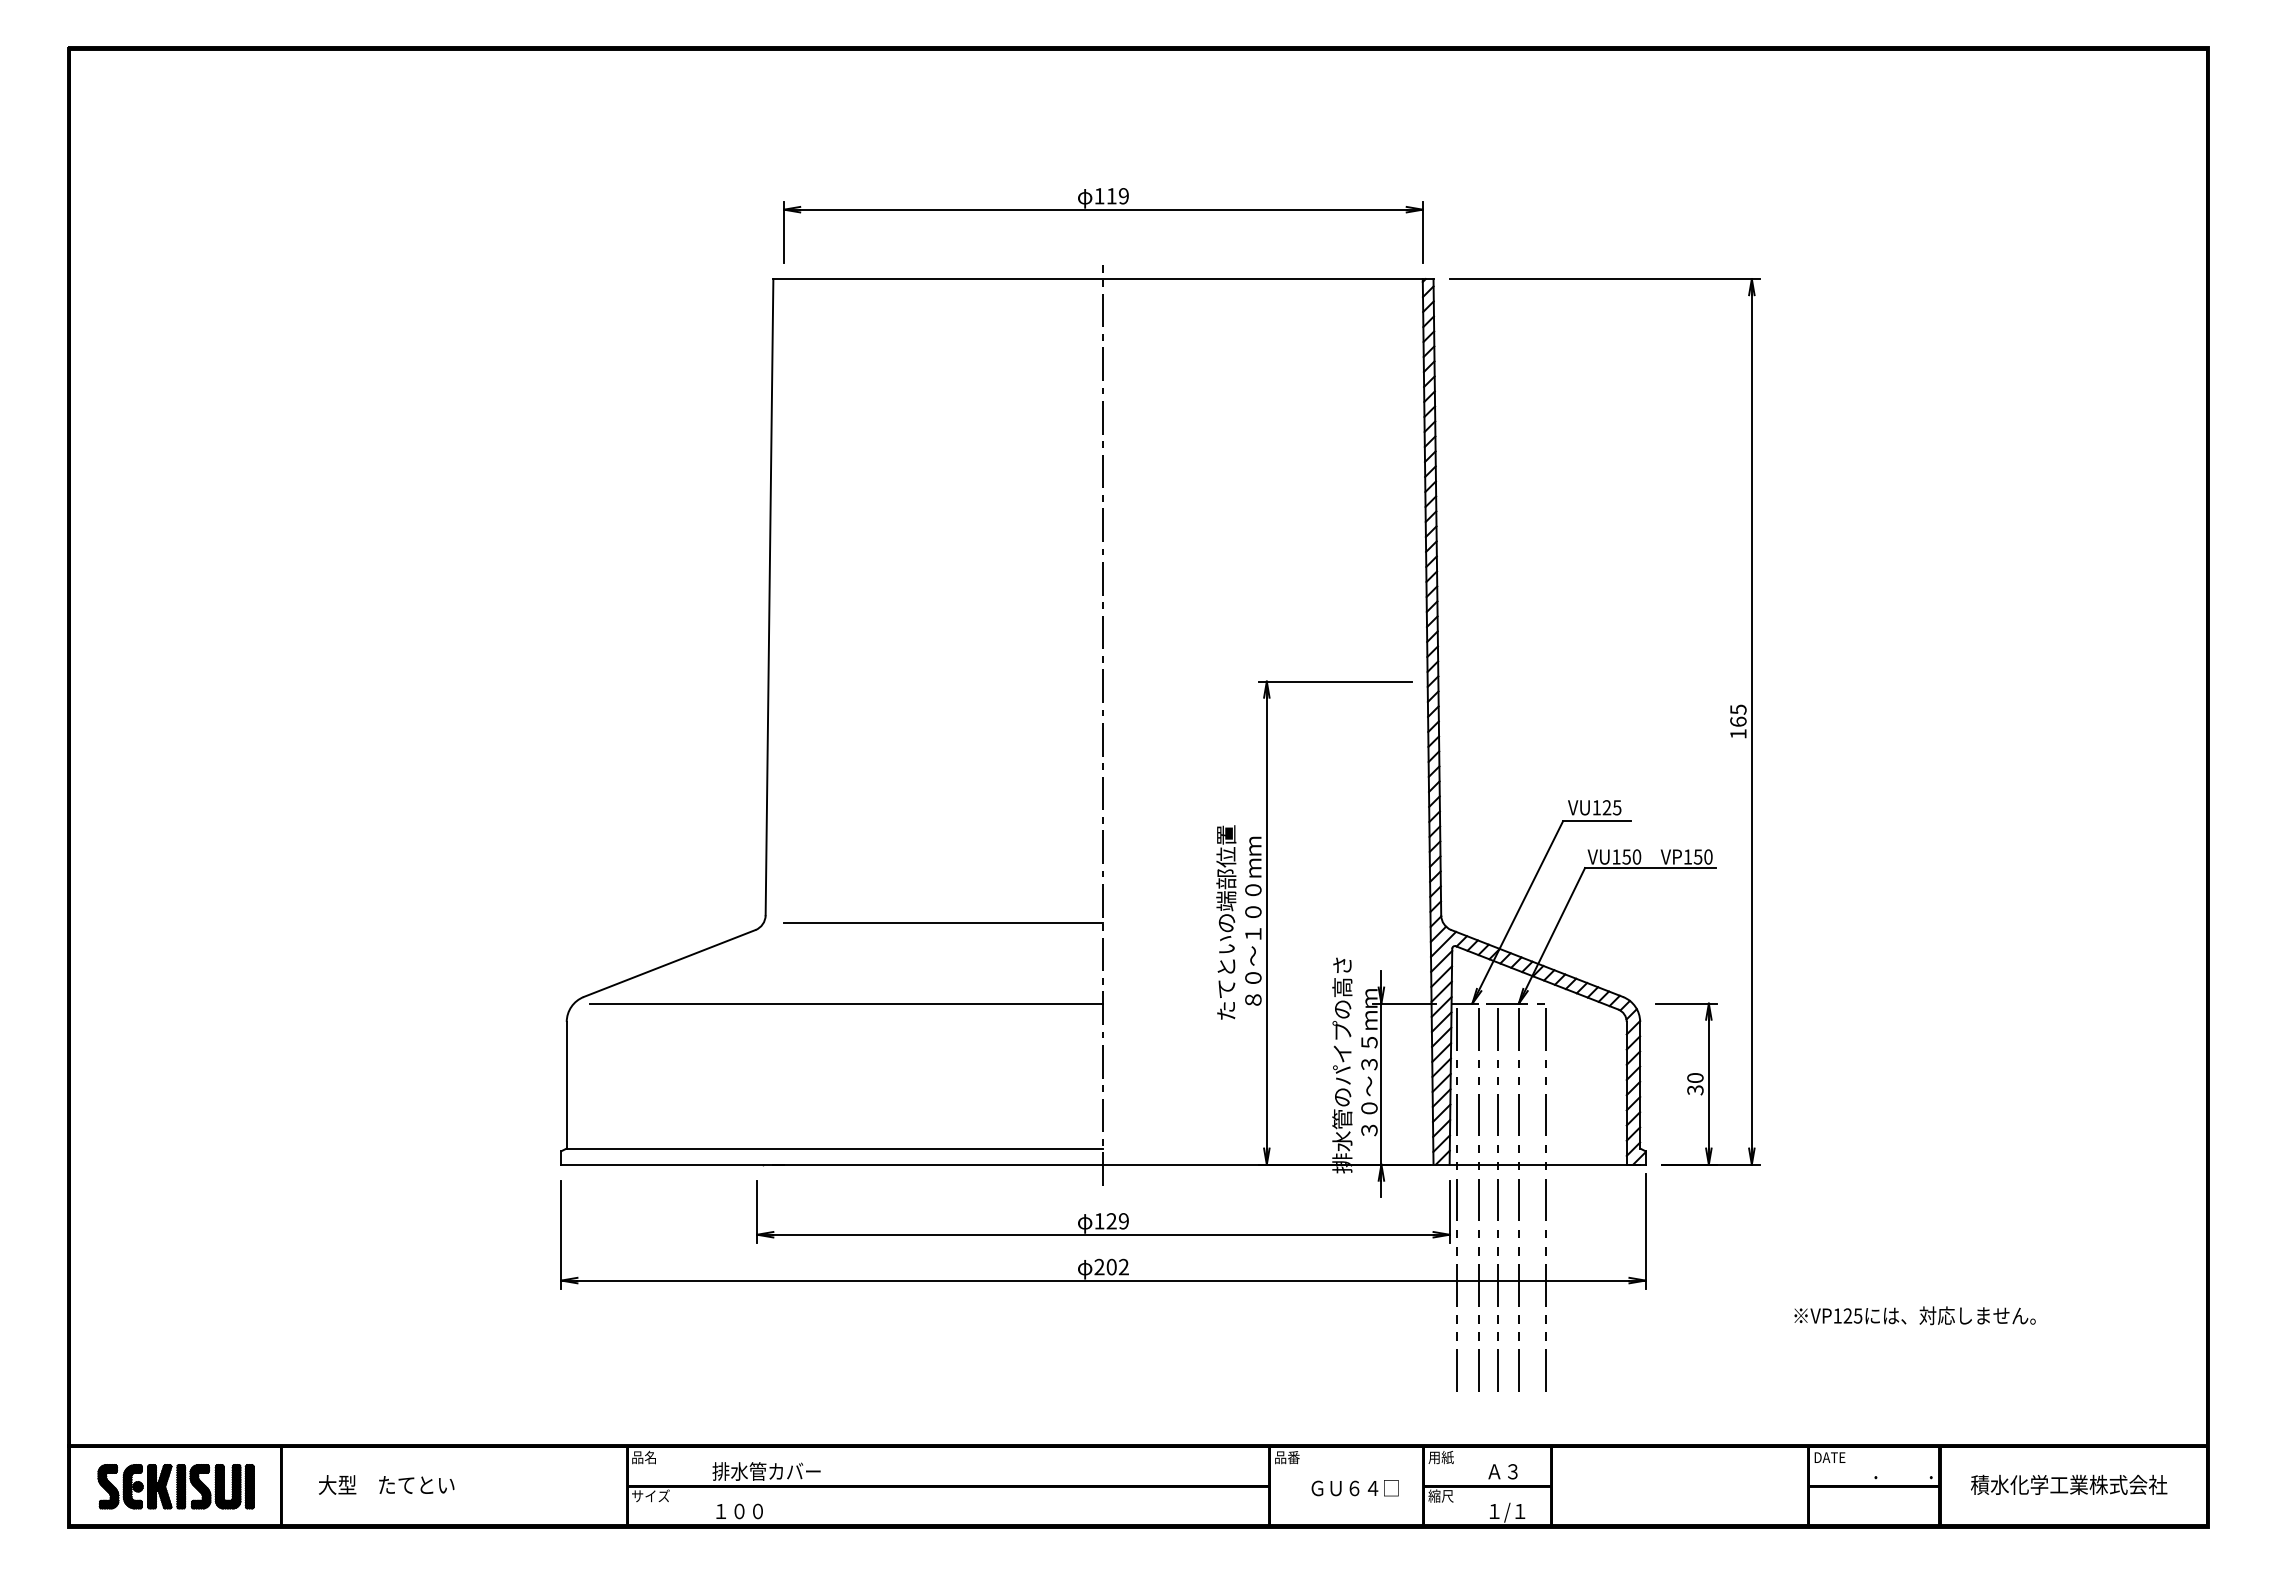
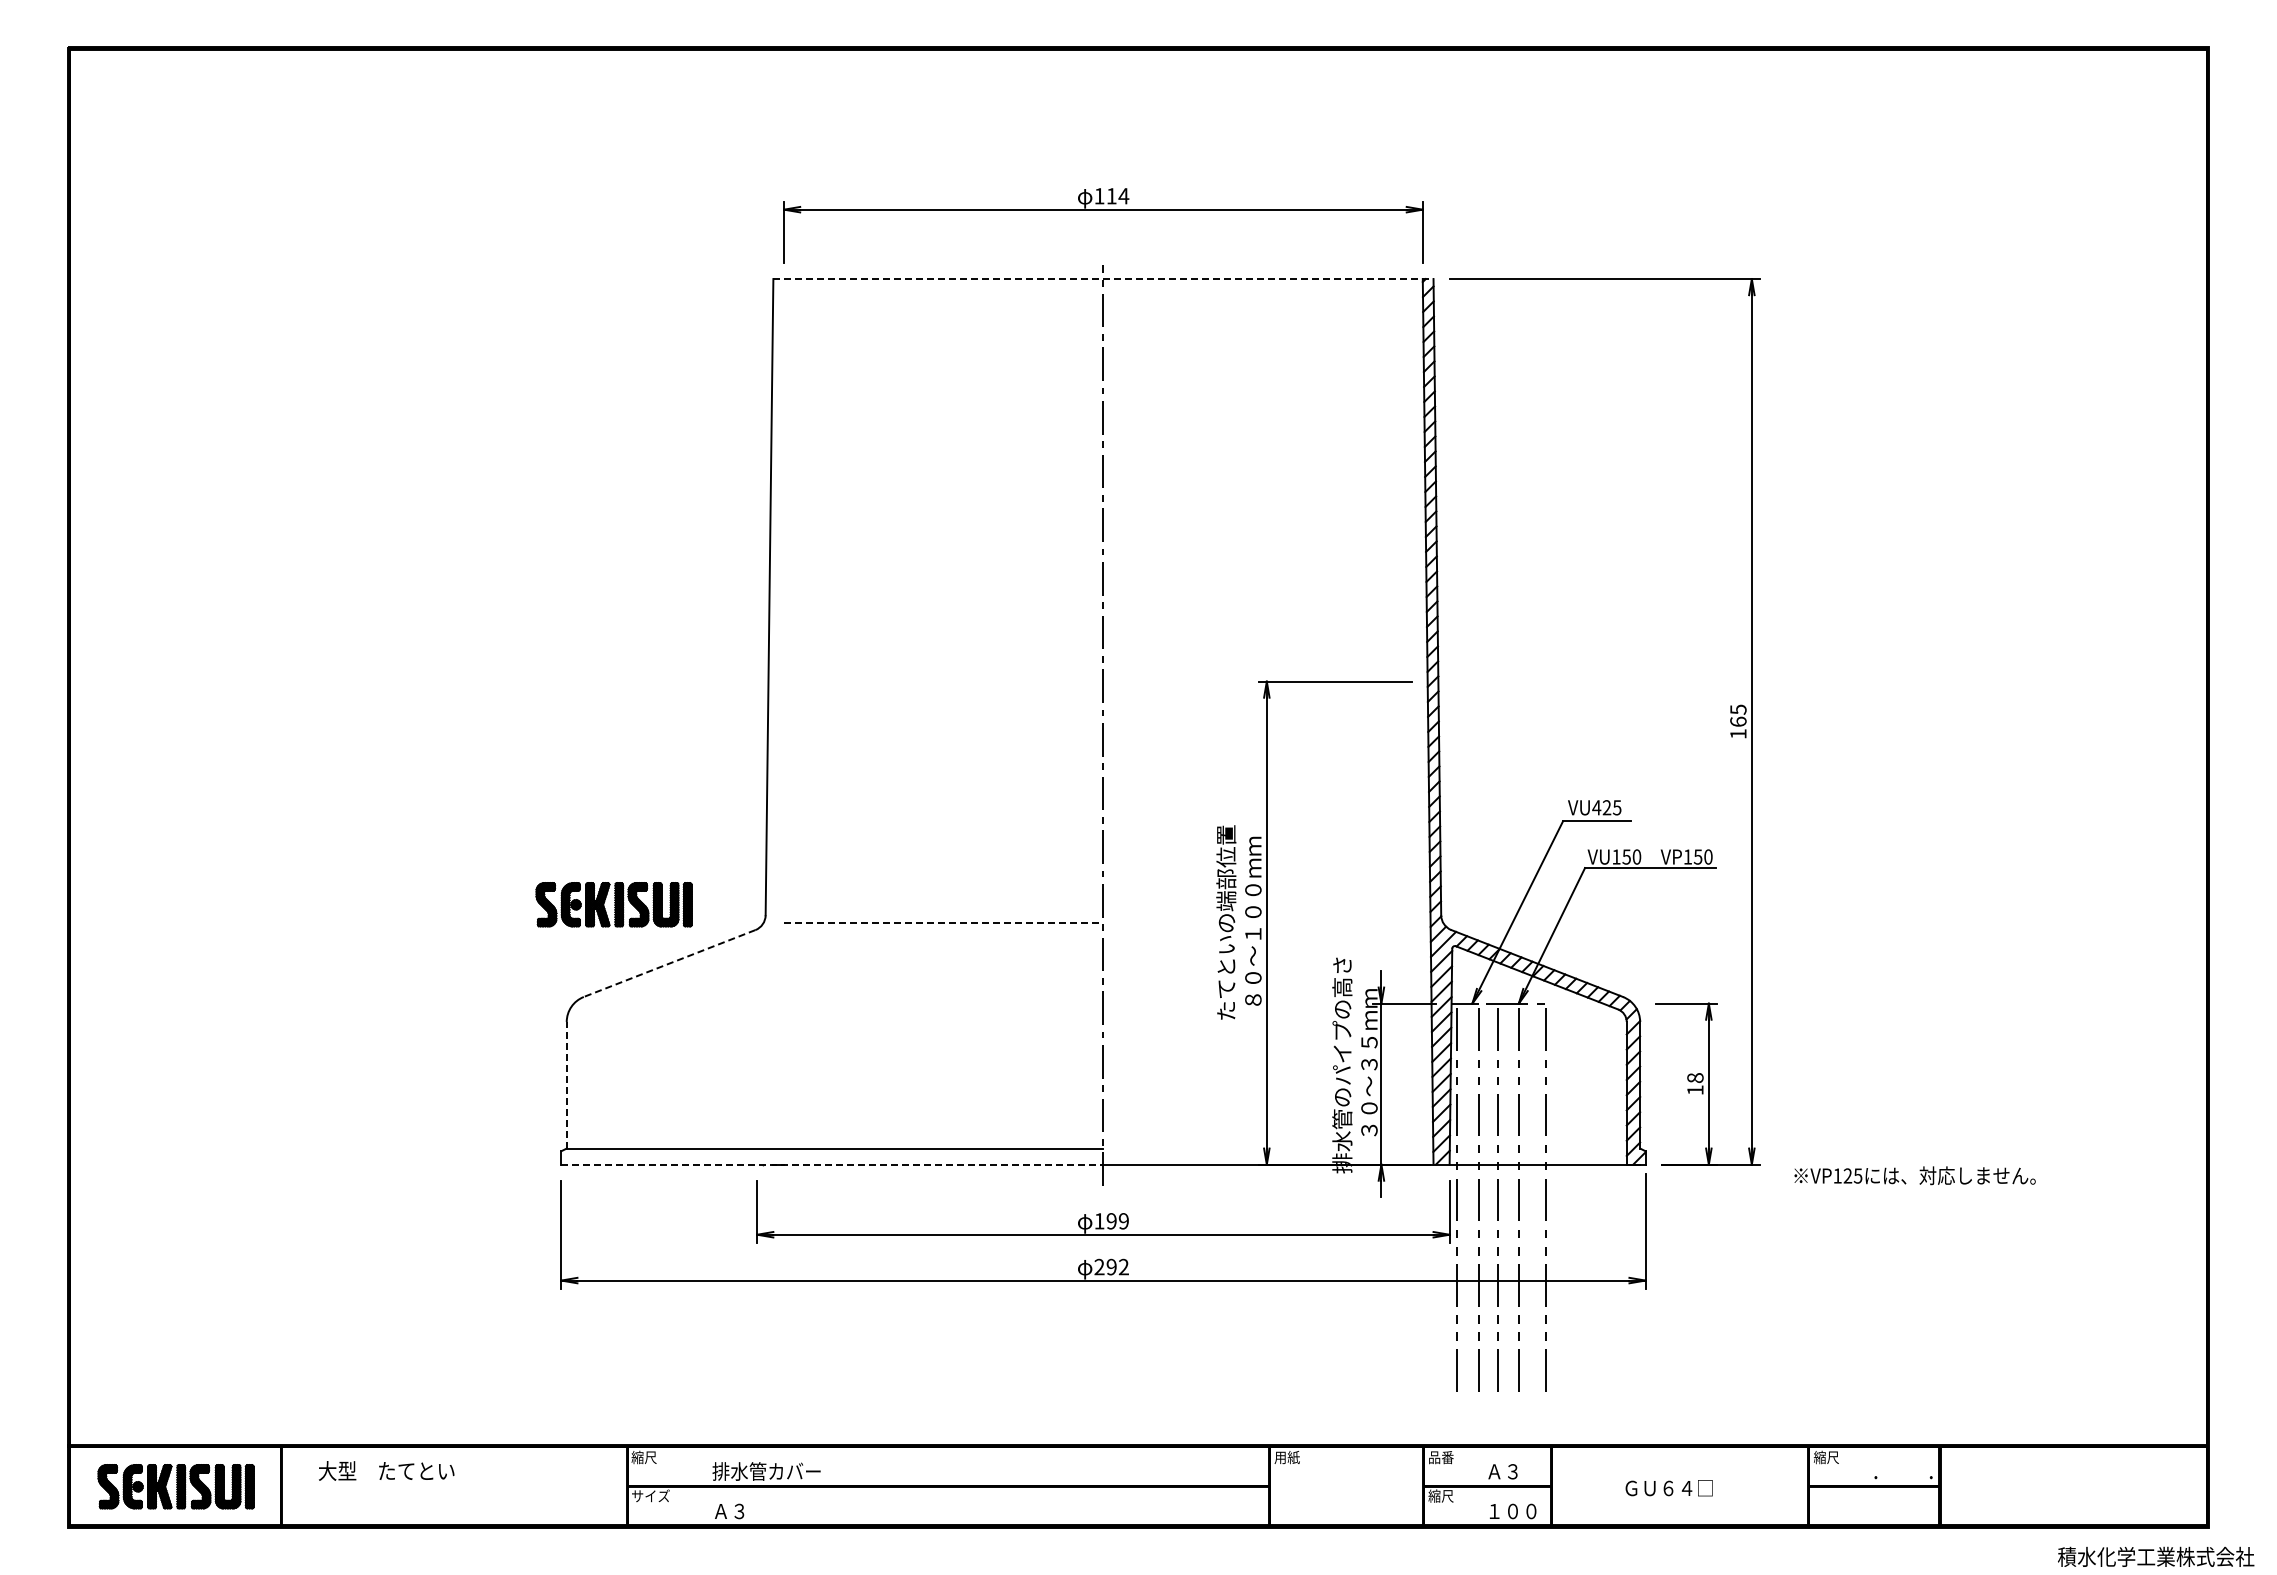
text: 119 -> 114 (1123, 196)
line: solid -> dashed (1103, 279)
text: VU125 -> VU425 (1596, 807)
part: none -> present (613, 904)
line: solid -> dashed (943, 923)
line: solid -> dashed (669, 963)
line: present -> none (846, 1003)
line: solid -> dashed (566, 1084)
text: 30 -> 18 (1695, 1084)
line: solid -> dashed (832, 1164)
text: 129 -> 199 (1111, 1221)
text: 202 -> 292 (1111, 1267)
text position: (1914, 1315) -> (1914, 1175) (1914, 1175)
text: 品名 -> 縮尺 (643, 1457)
text: 品番 -> 用紙 (1286, 1457)
text: 用紙 -> 品番 (1440, 1457)
text: DATE -> 縮尺 (1829, 1457)
text position: (386, 1484) -> (386, 1470) (386, 1470)
text position: (2069, 1484) -> (2156, 1556) (2156, 1556)
text position: (1354, 1488) -> (1668, 1488) (1668, 1488)
text: １００ -> Ａ３ (738, 1511)
text: １/１ -> １００ (1520, 1512)
